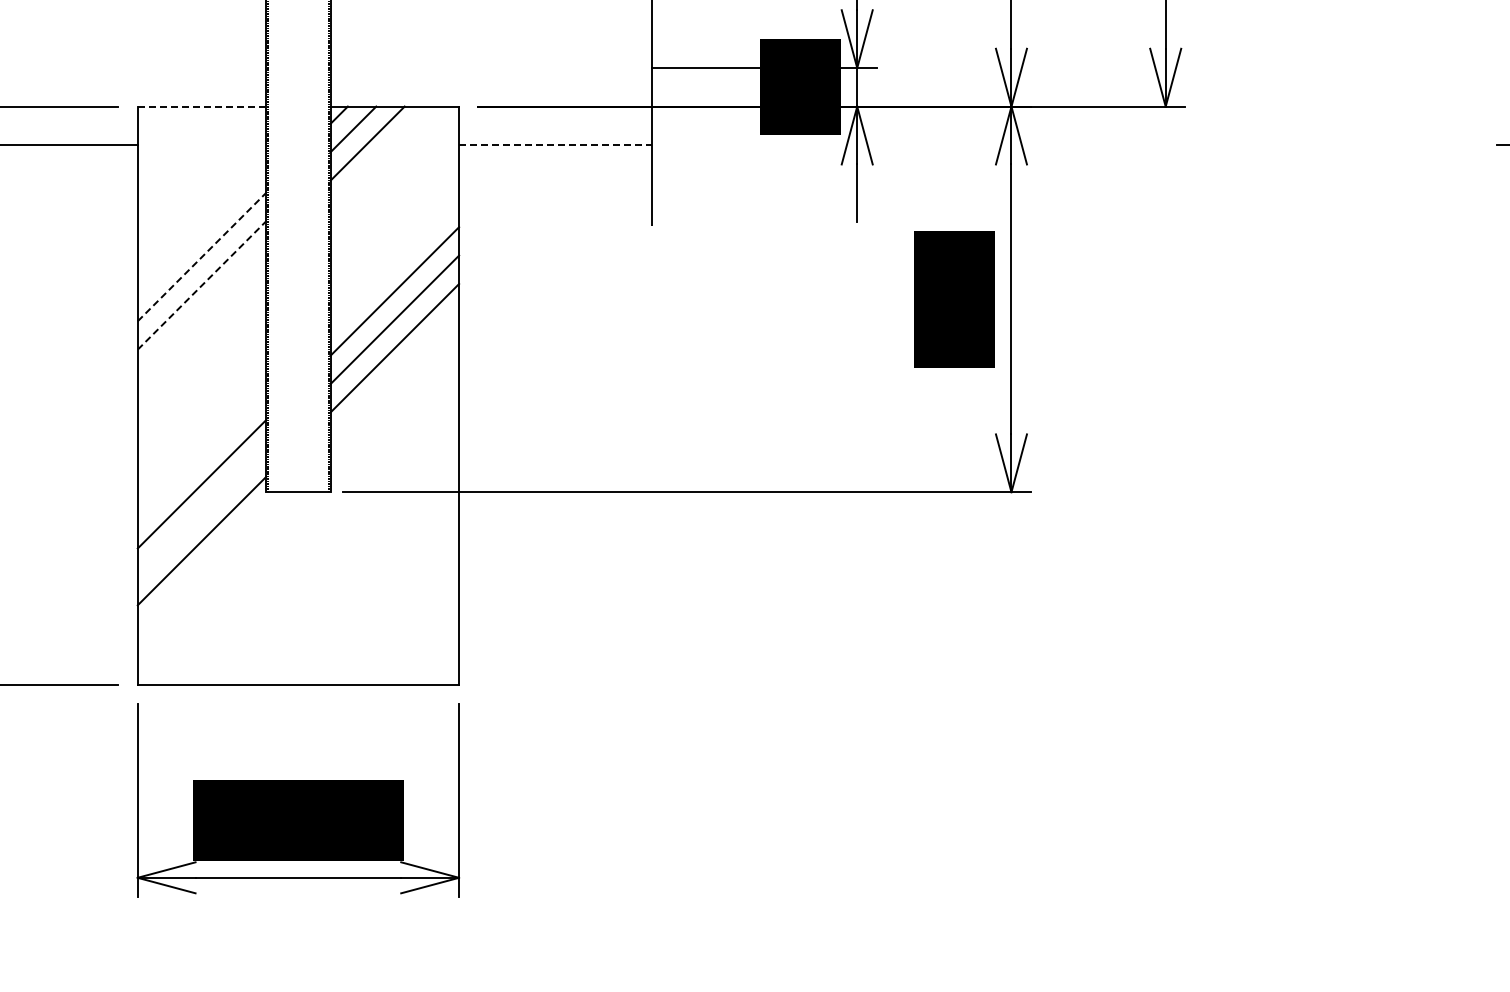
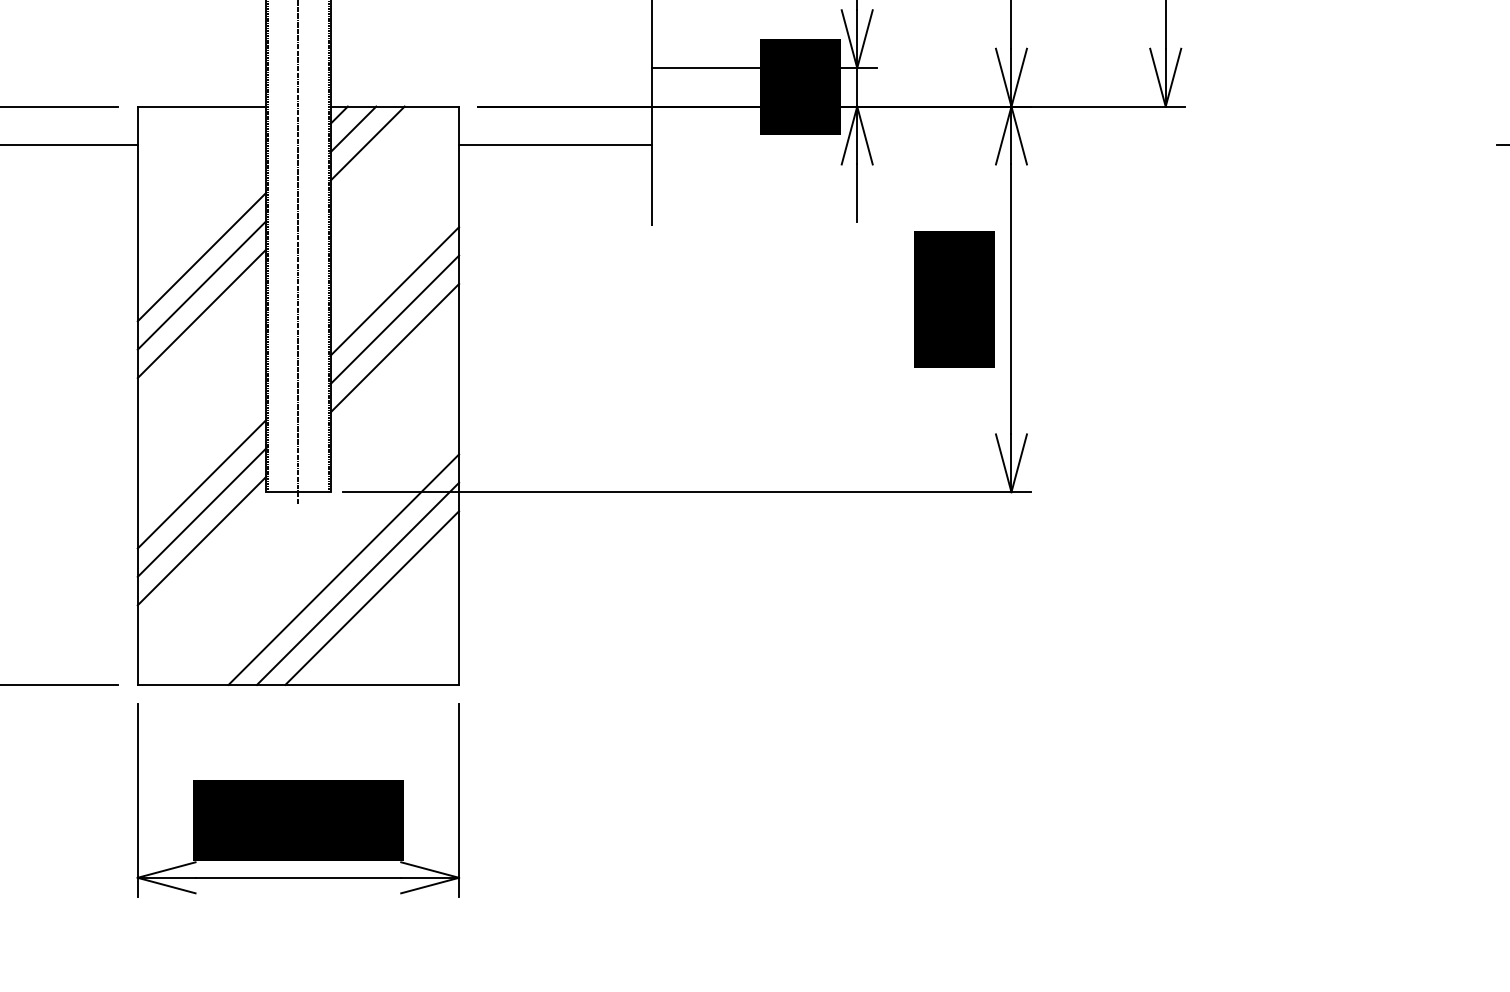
line: dashed -> solid (201, 106)
line: dashed -> solid (555, 145)
line: none -> present (298, 253)
line: dashed -> solid (202, 257)
line: dashed -> solid (202, 285)
line: none -> present (201, 313)
line: none -> present (201, 512)
line: none -> present (343, 569)
line: none -> present (357, 583)
line: none -> present (372, 597)
